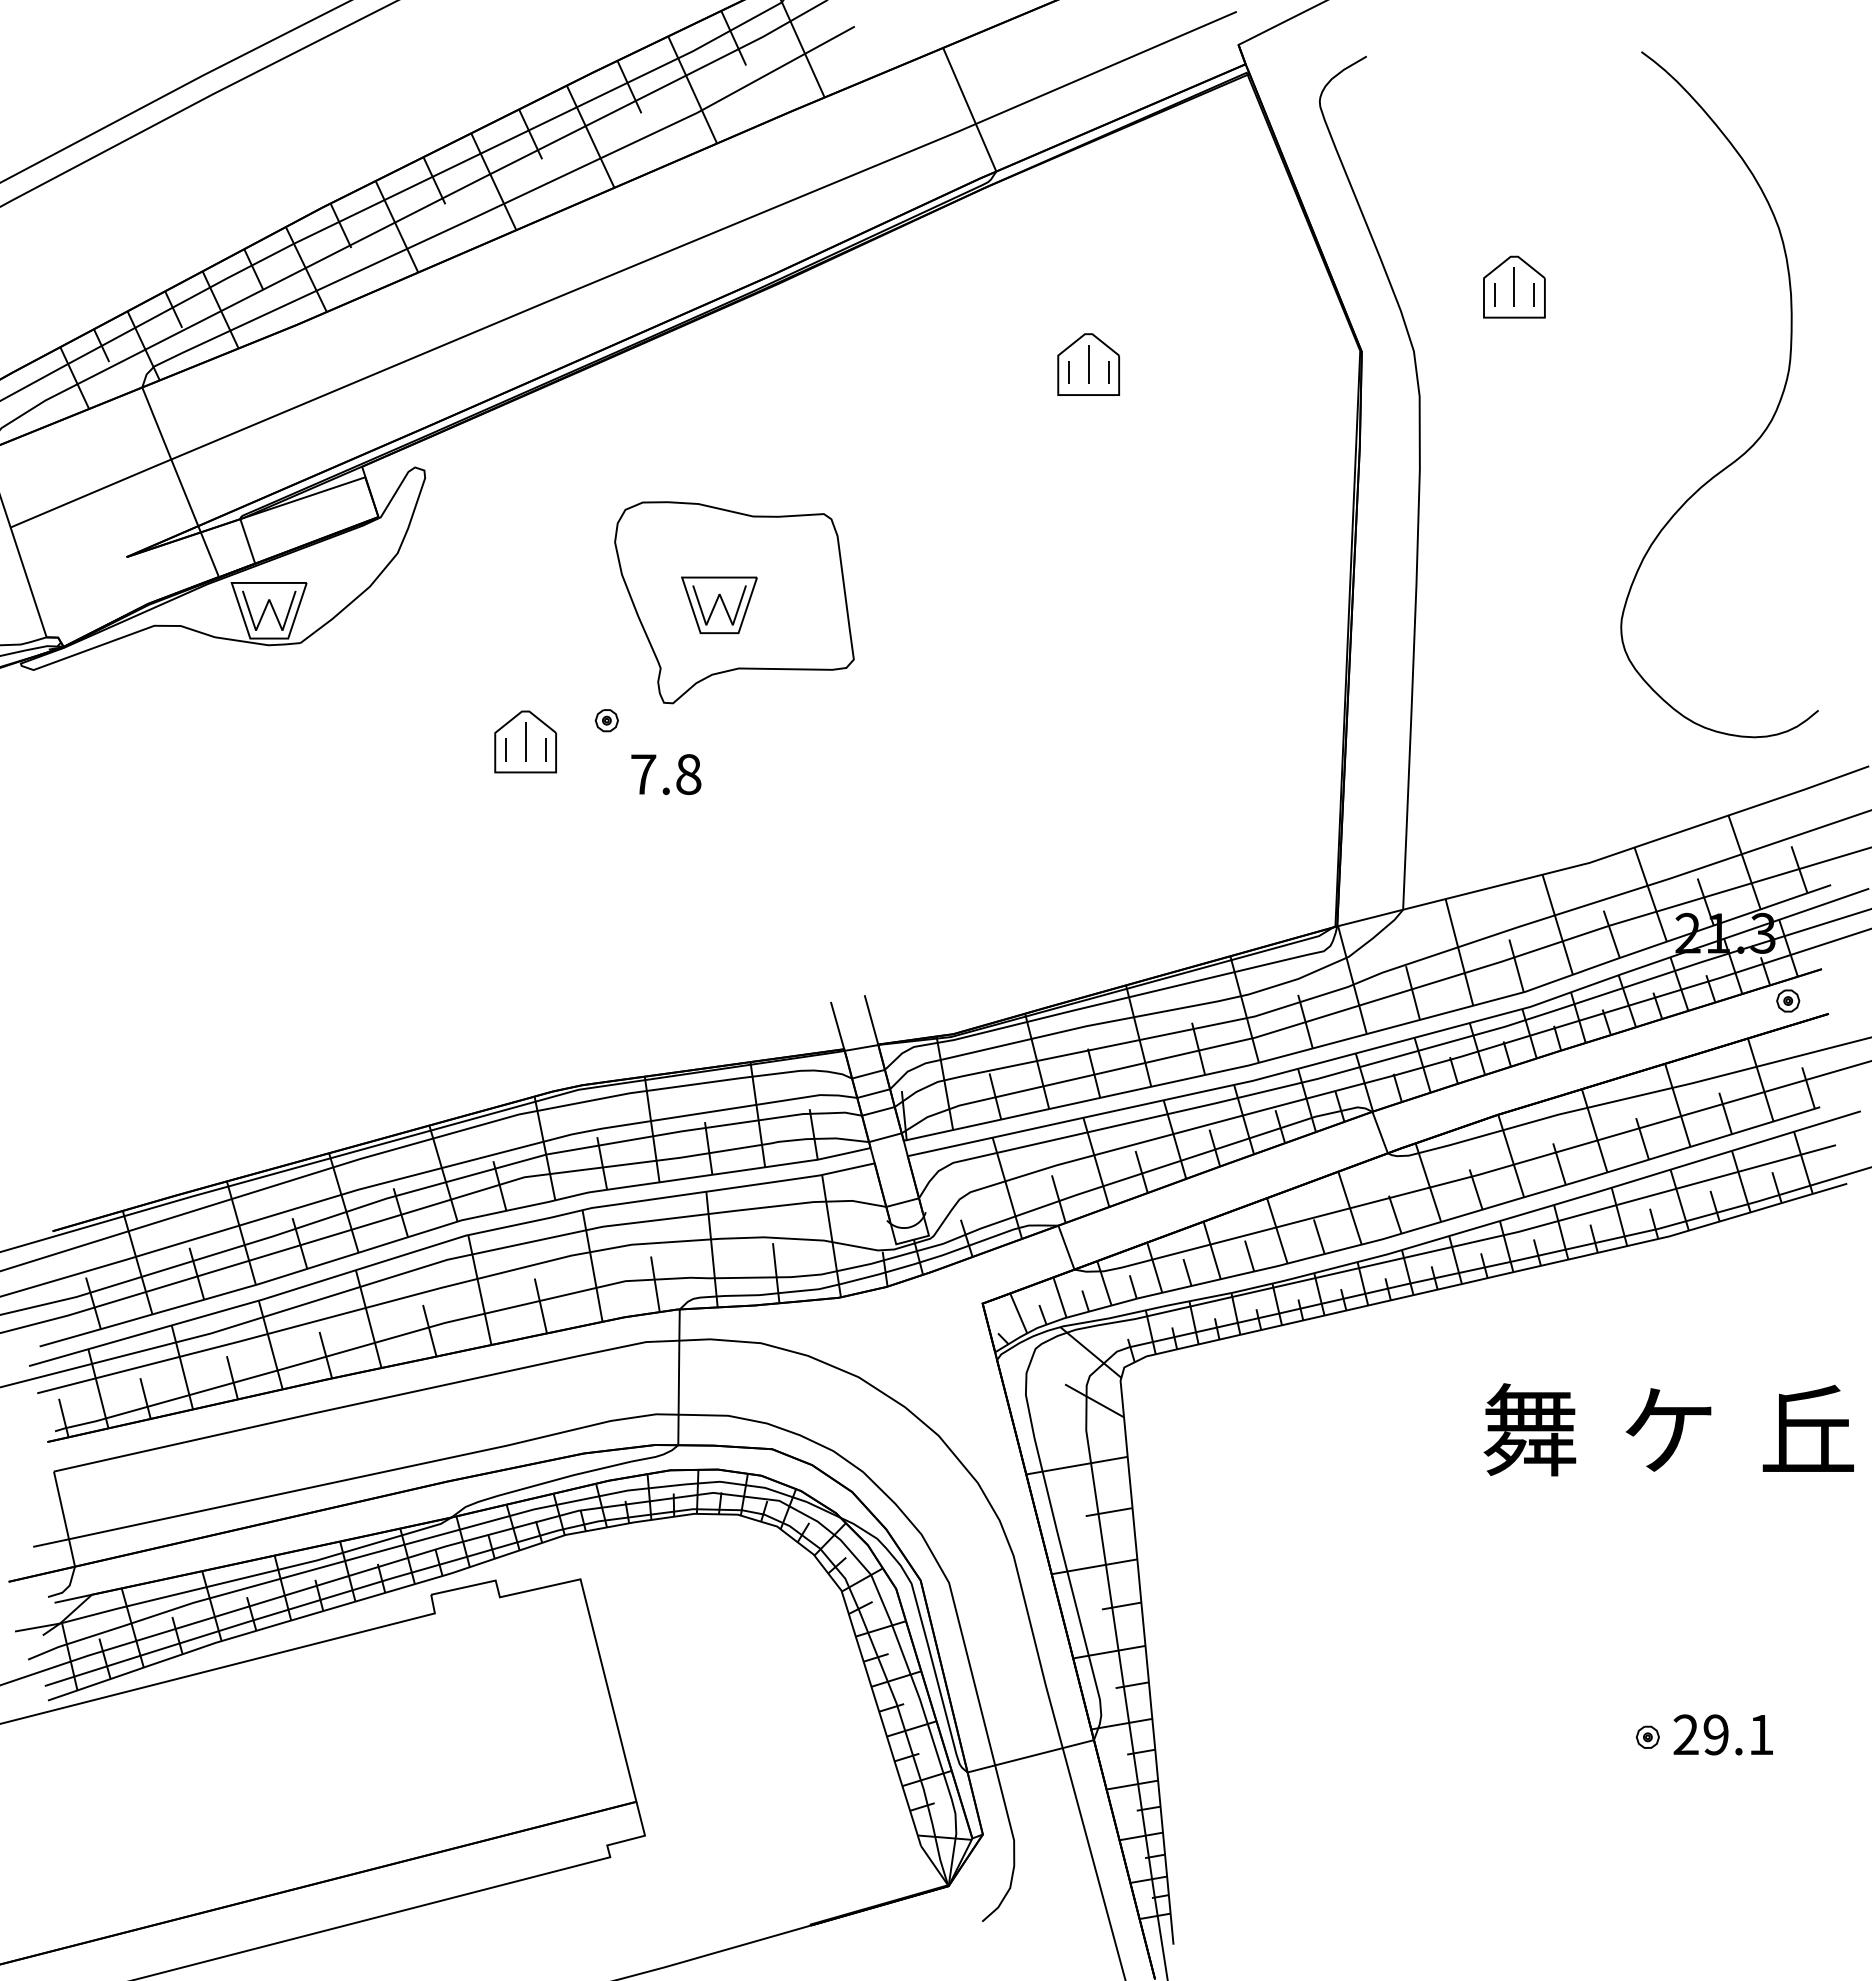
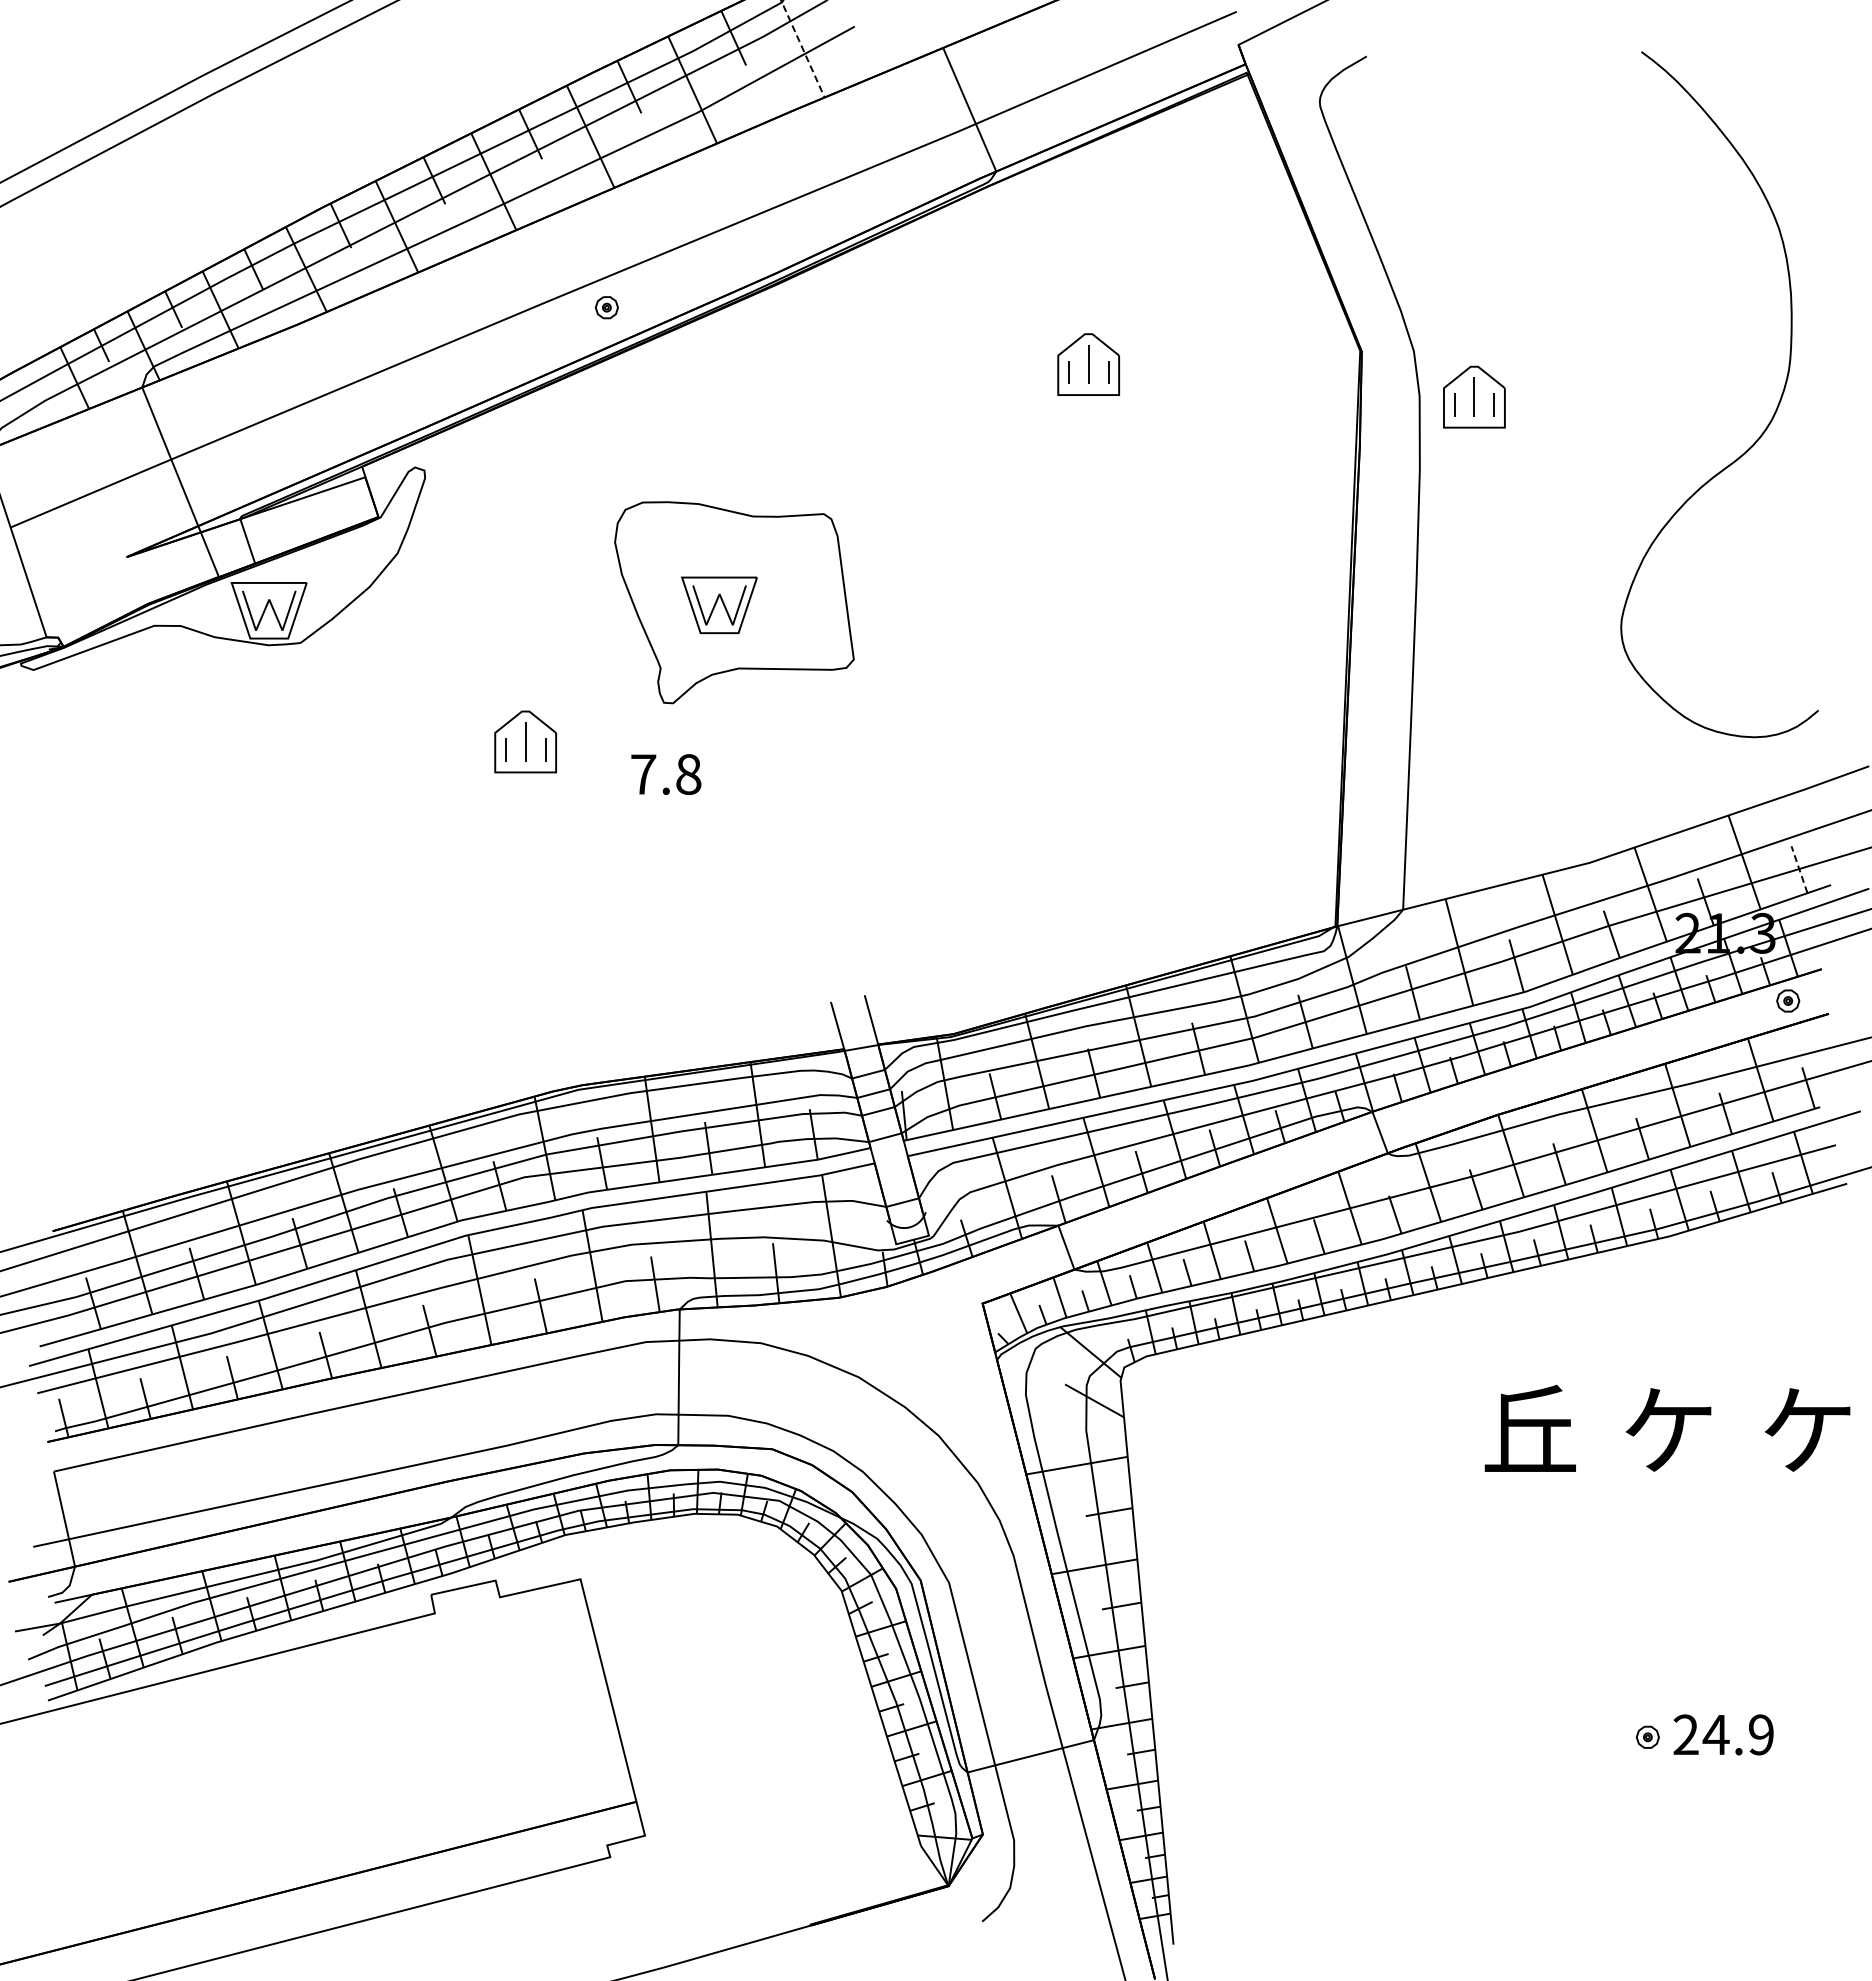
line: solid -> dashed (802, 49)
part position: (1514, 286) -> (1474, 396) (1474, 396)
part position: (606, 720) -> (606, 307) (606, 307)
line: solid -> dashed (1799, 869)
text: 丘 -> ケ (1807, 1427)
text: 舞 -> 丘 (1529, 1429)
text: 29.1 -> 24.9 (1737, 1734)
